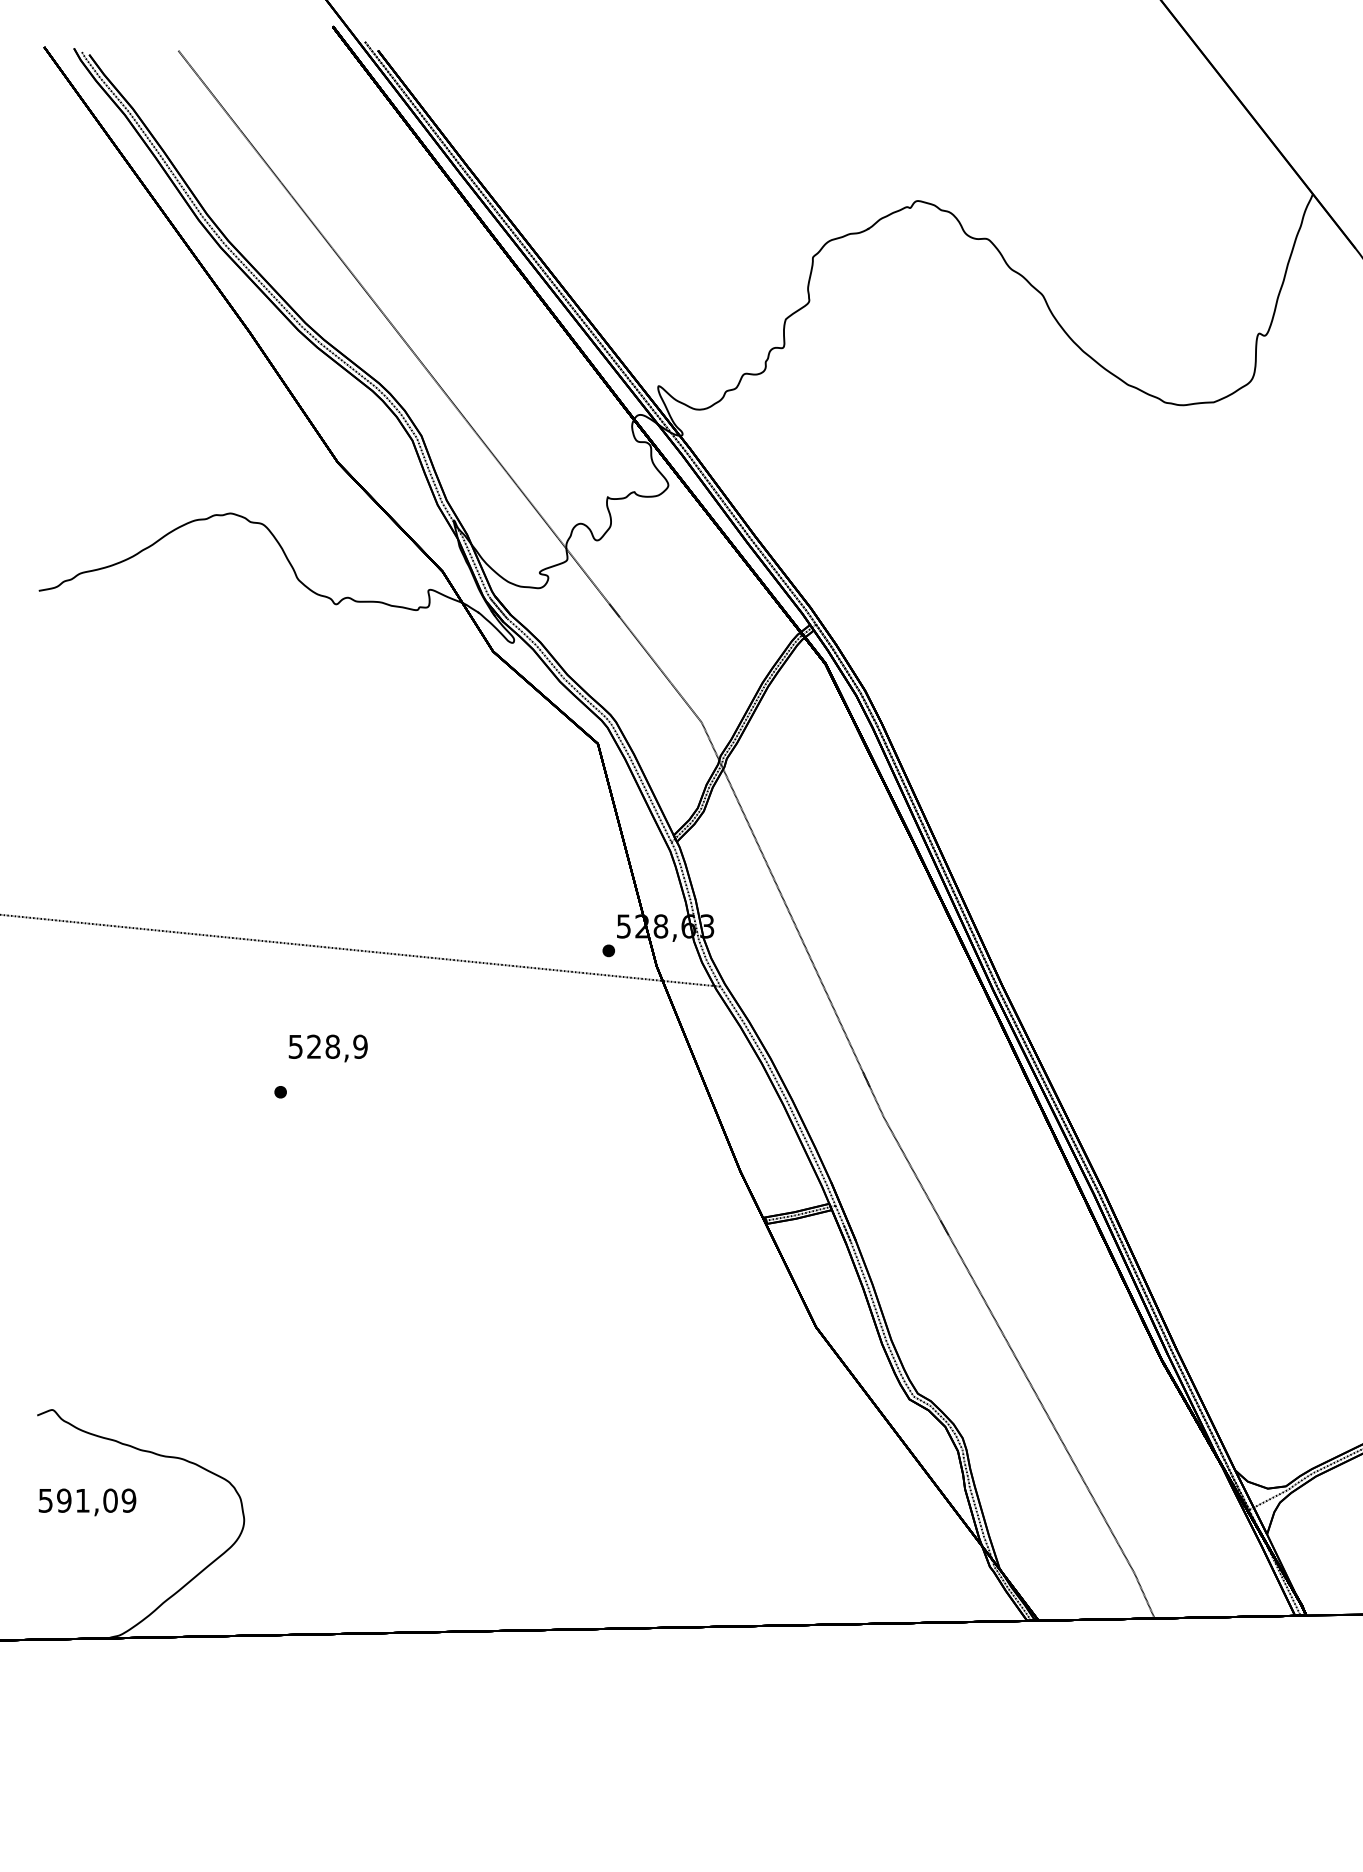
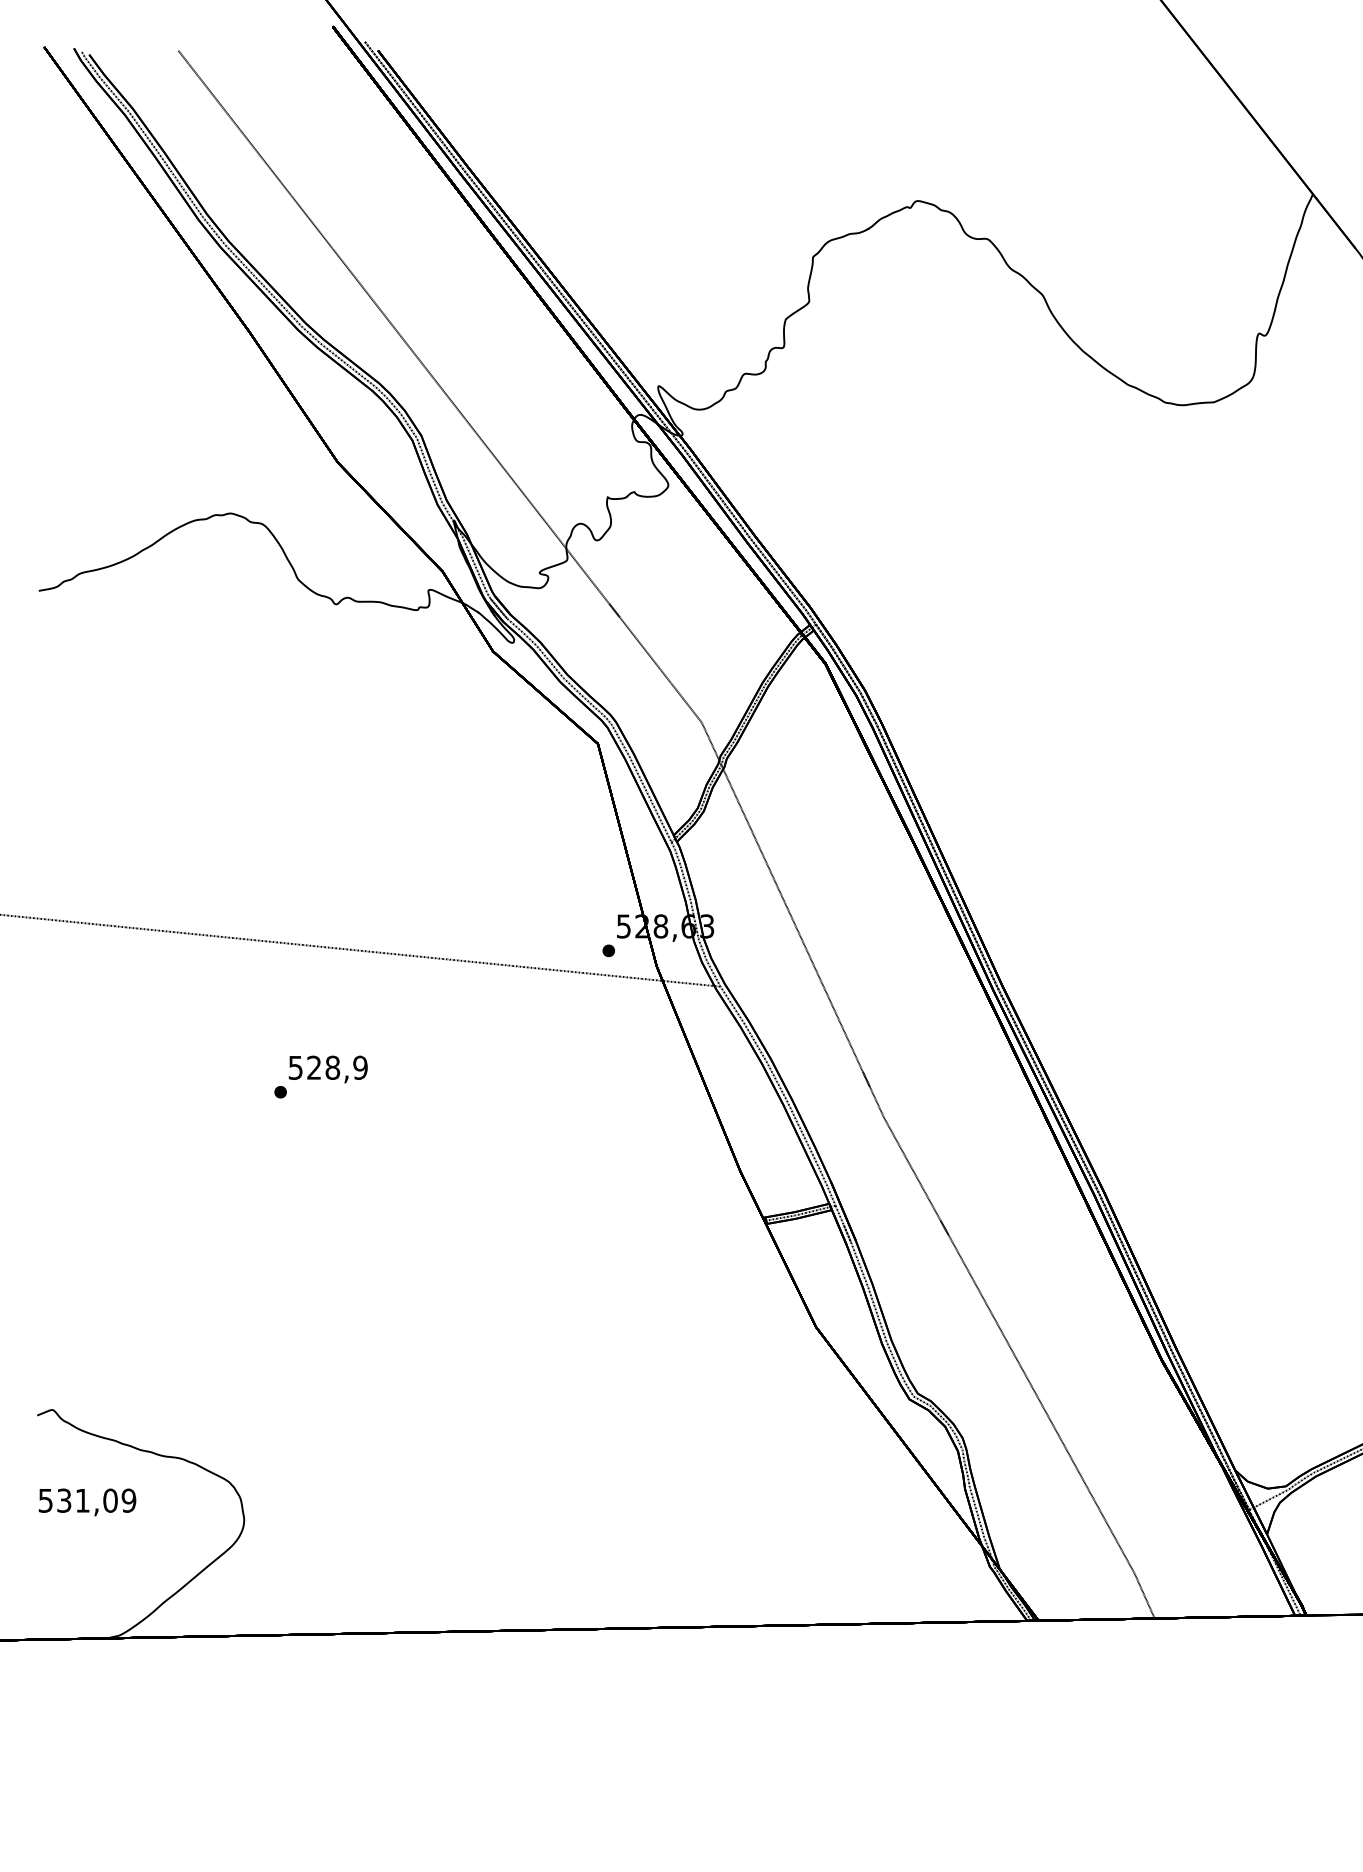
text position: (327, 1048) -> (327, 1069) (327, 1069)
text: 591,09 -> 531,09 (64, 1500)
